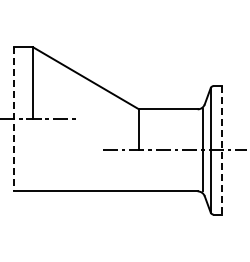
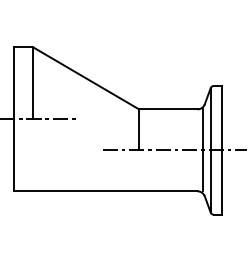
line: dashed -> solid (14, 119)
line: dashed -> solid (222, 150)
